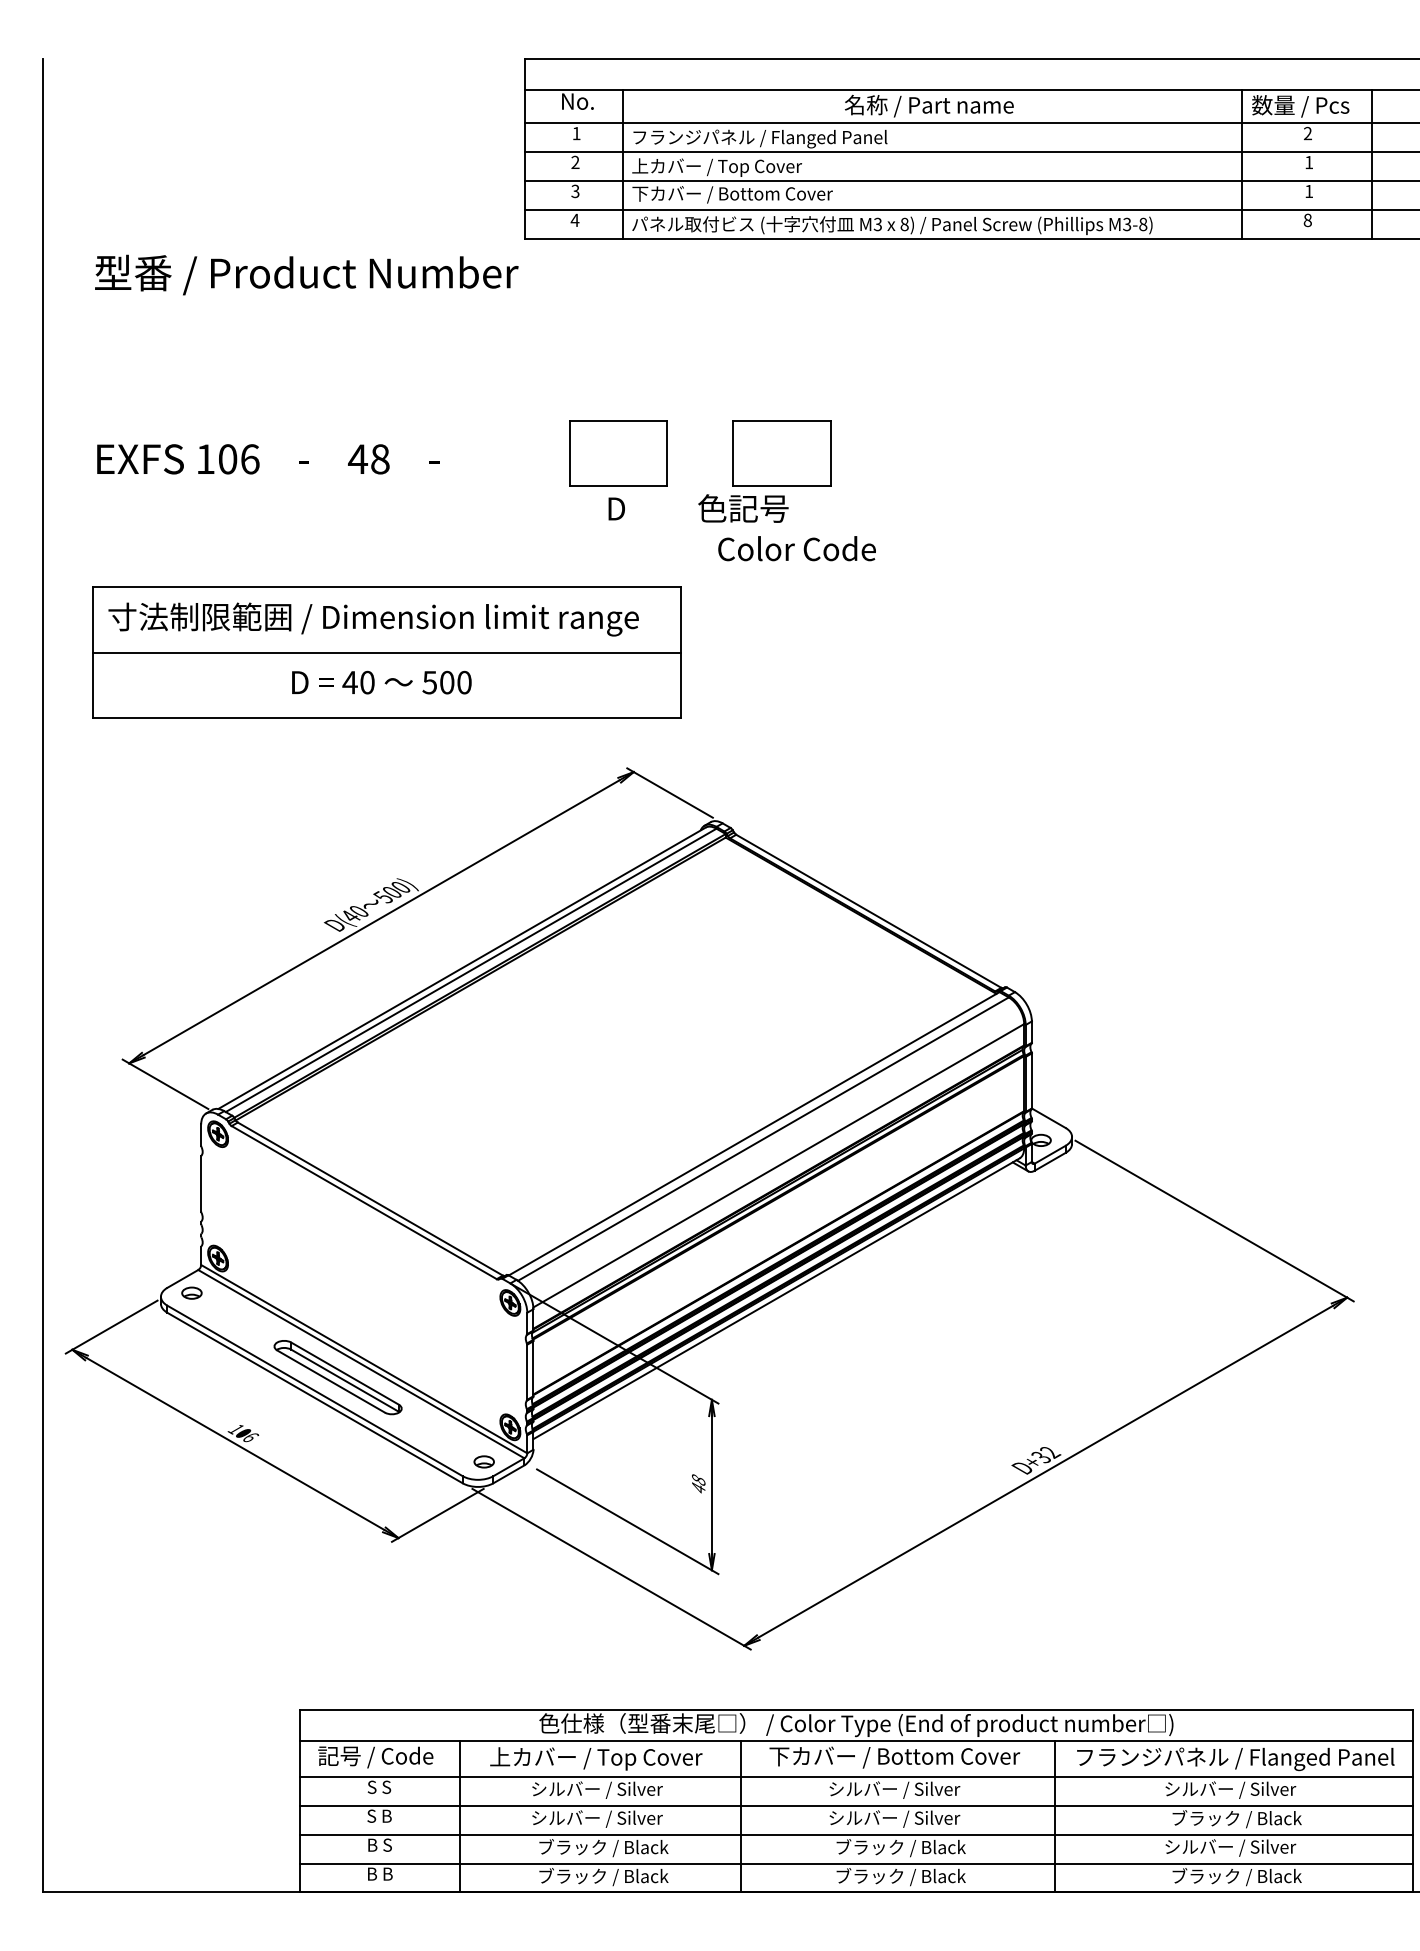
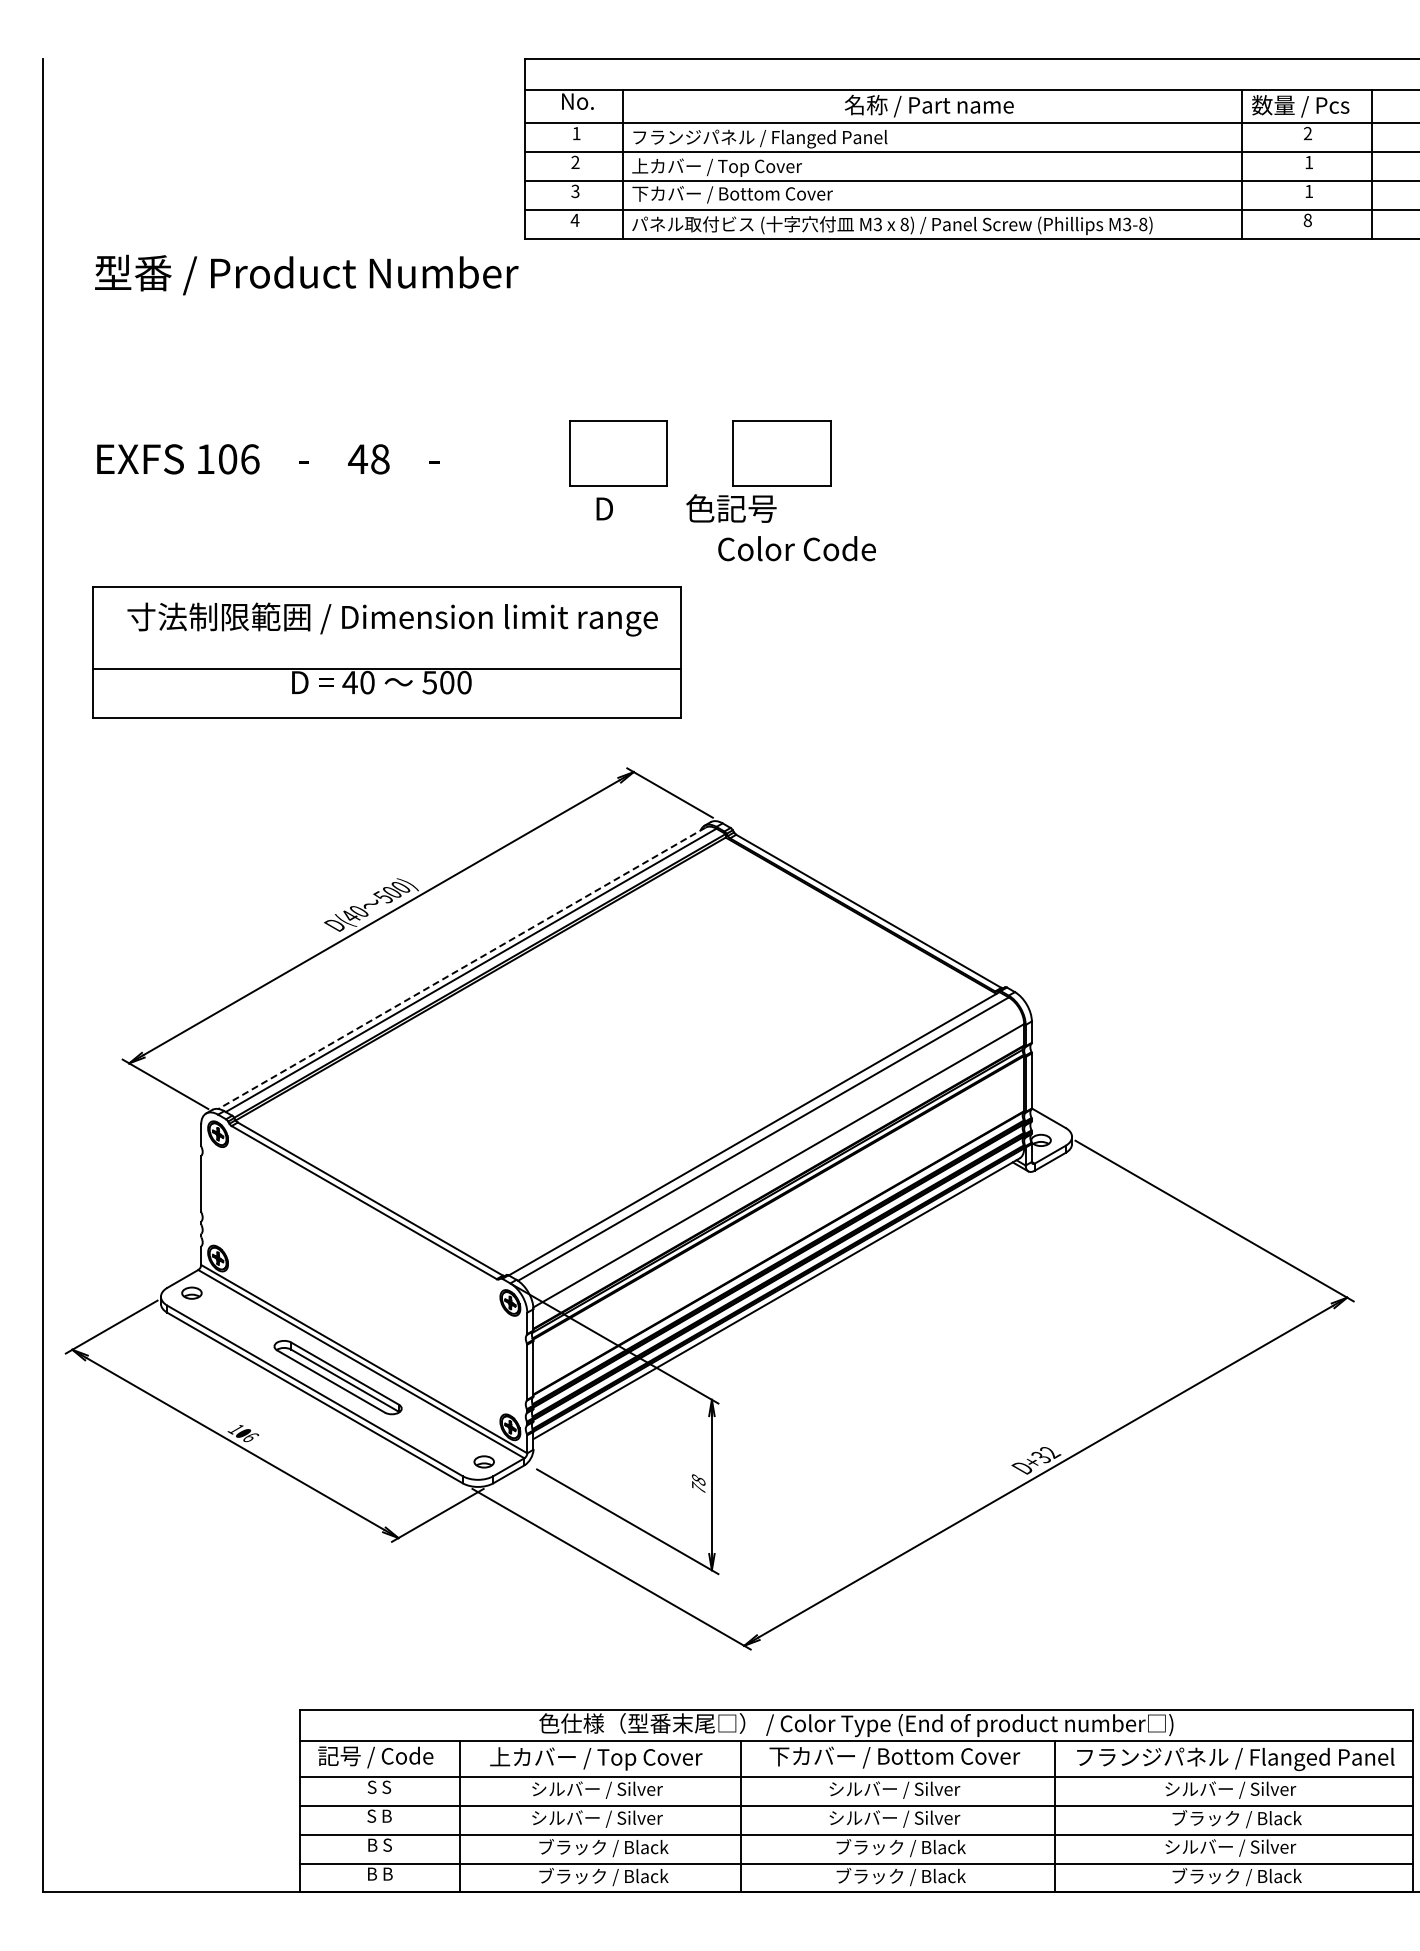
text position: (698, 508) -> (686, 508) (686, 508)
text position: (373, 619) -> (392, 619) (392, 619)
line position: (386, 652) -> (386, 668) (386, 668)
line: solid -> dashed (461, 968)
text: 48 -> 78 (698, 1487)
